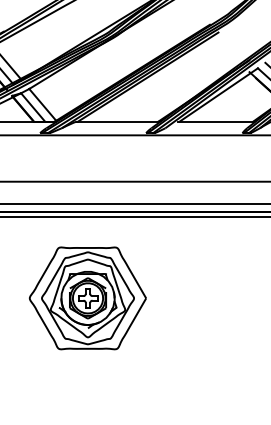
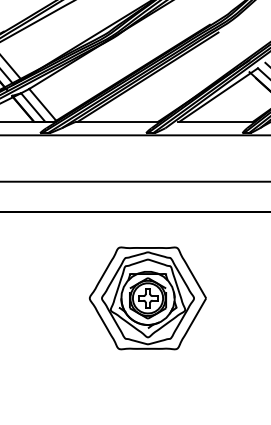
line: present -> none (134, 204)
line: present -> none (134, 216)
part position: (87, 298) -> (147, 298) (147, 298)
